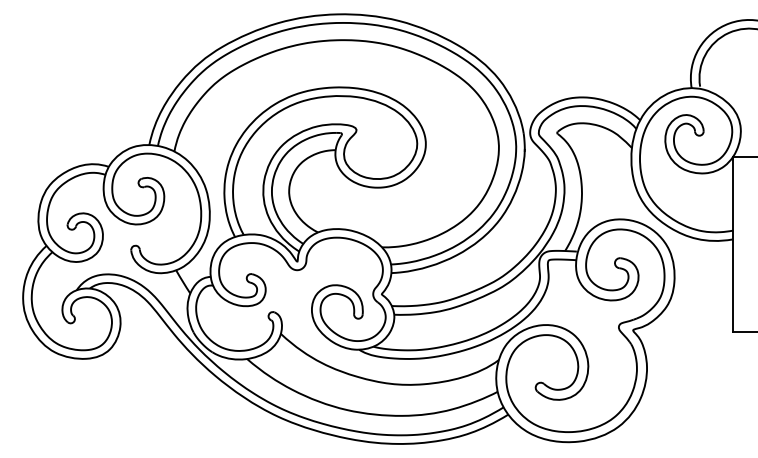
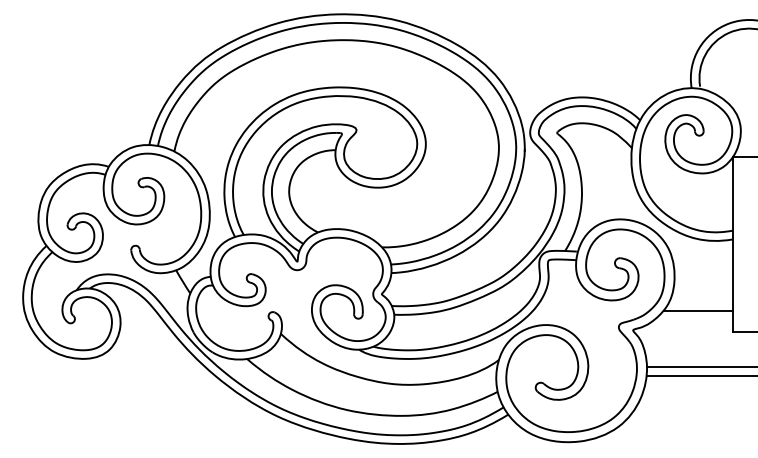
line: none -> present (697, 310)
line: none -> present (700, 367)
line: none -> present (700, 375)
